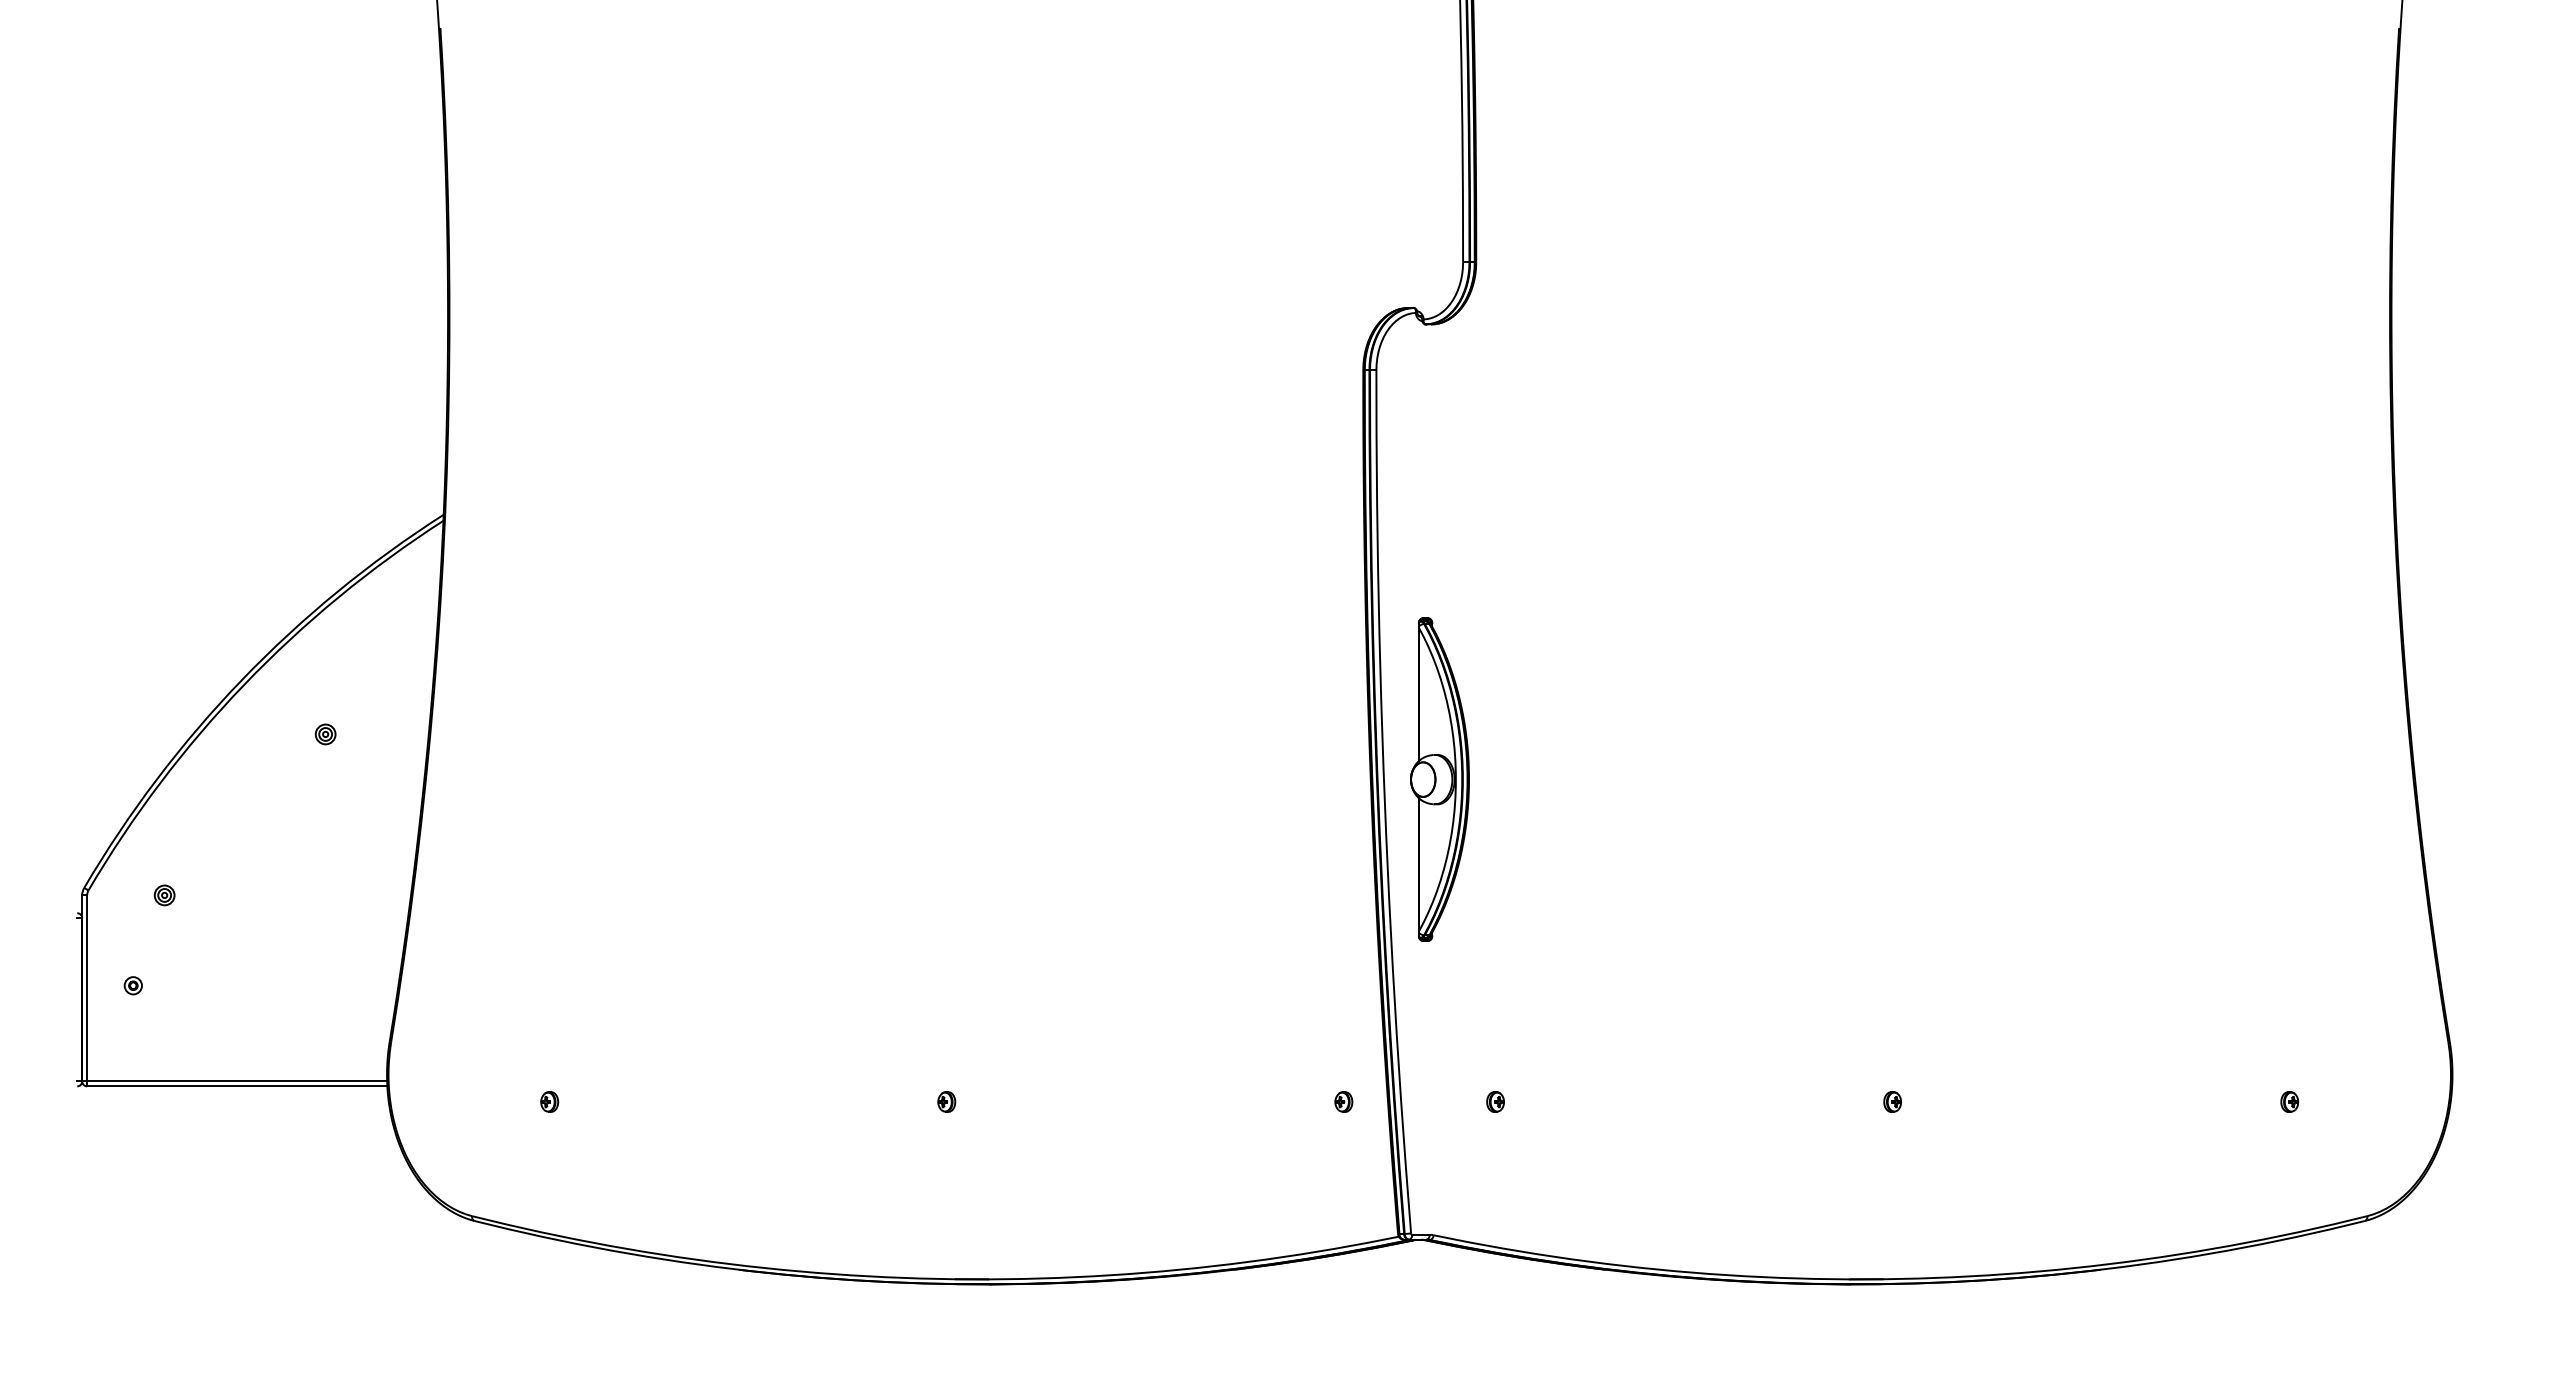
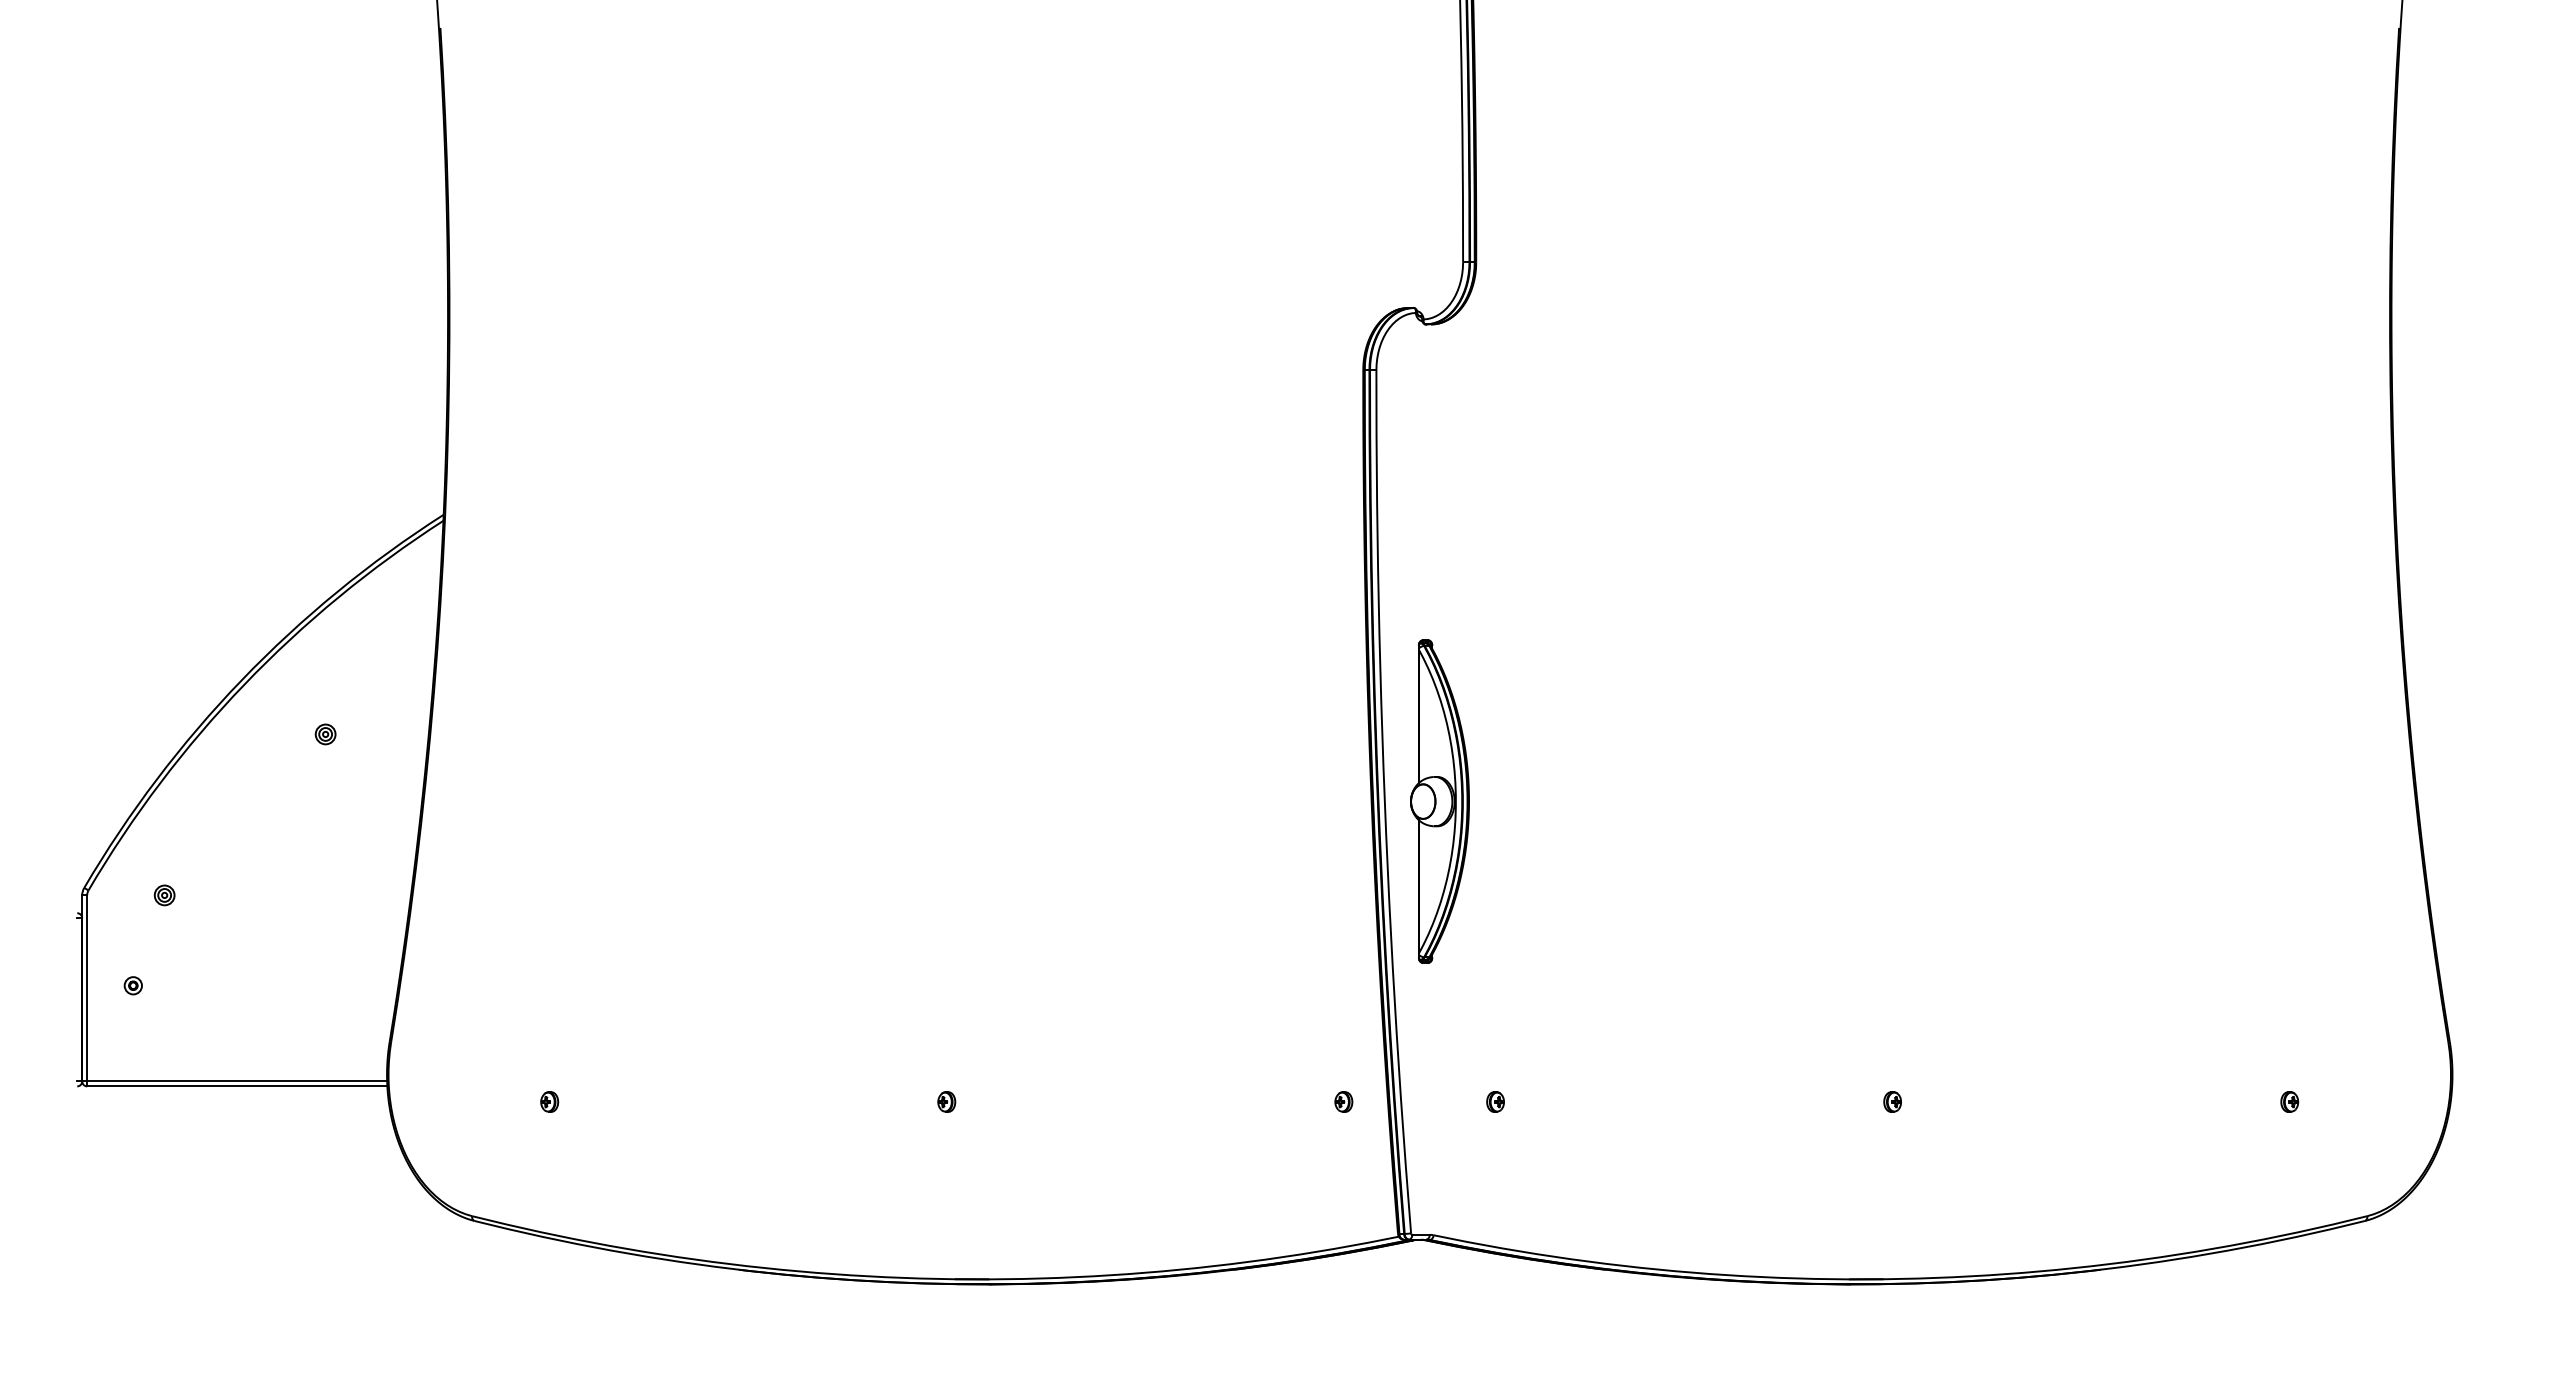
part position: (1439, 779) -> (1439, 801) (1439, 801)
